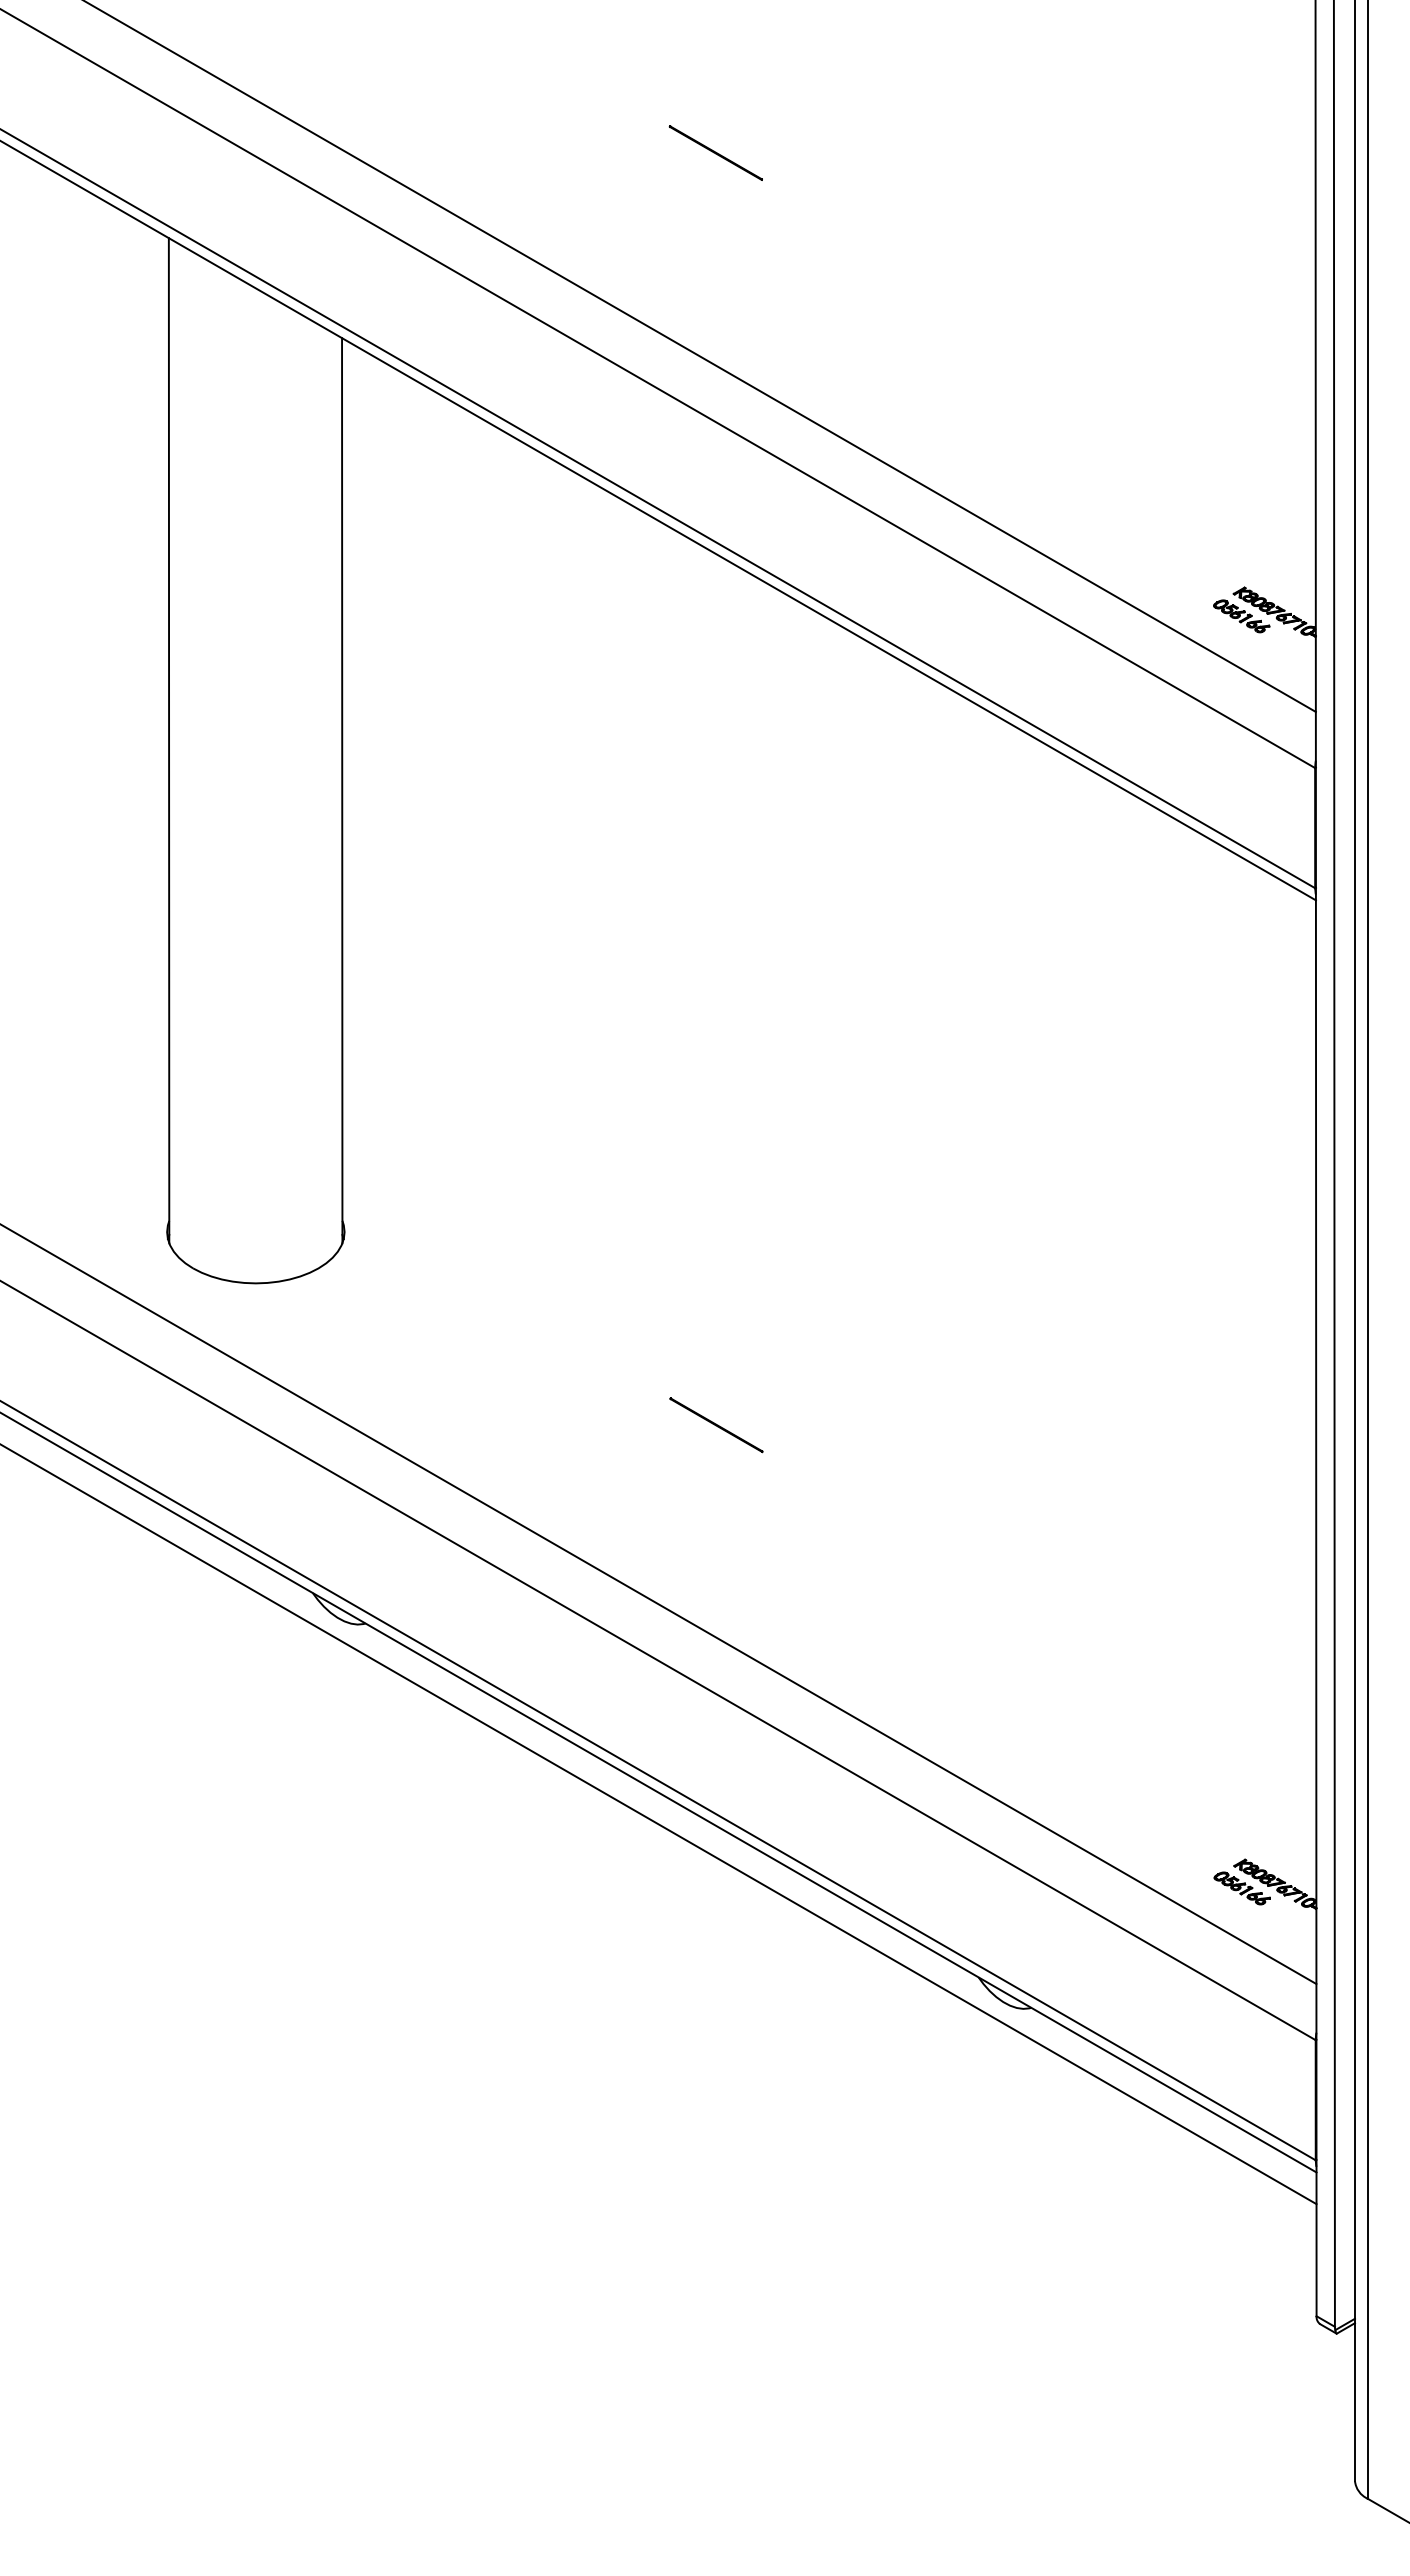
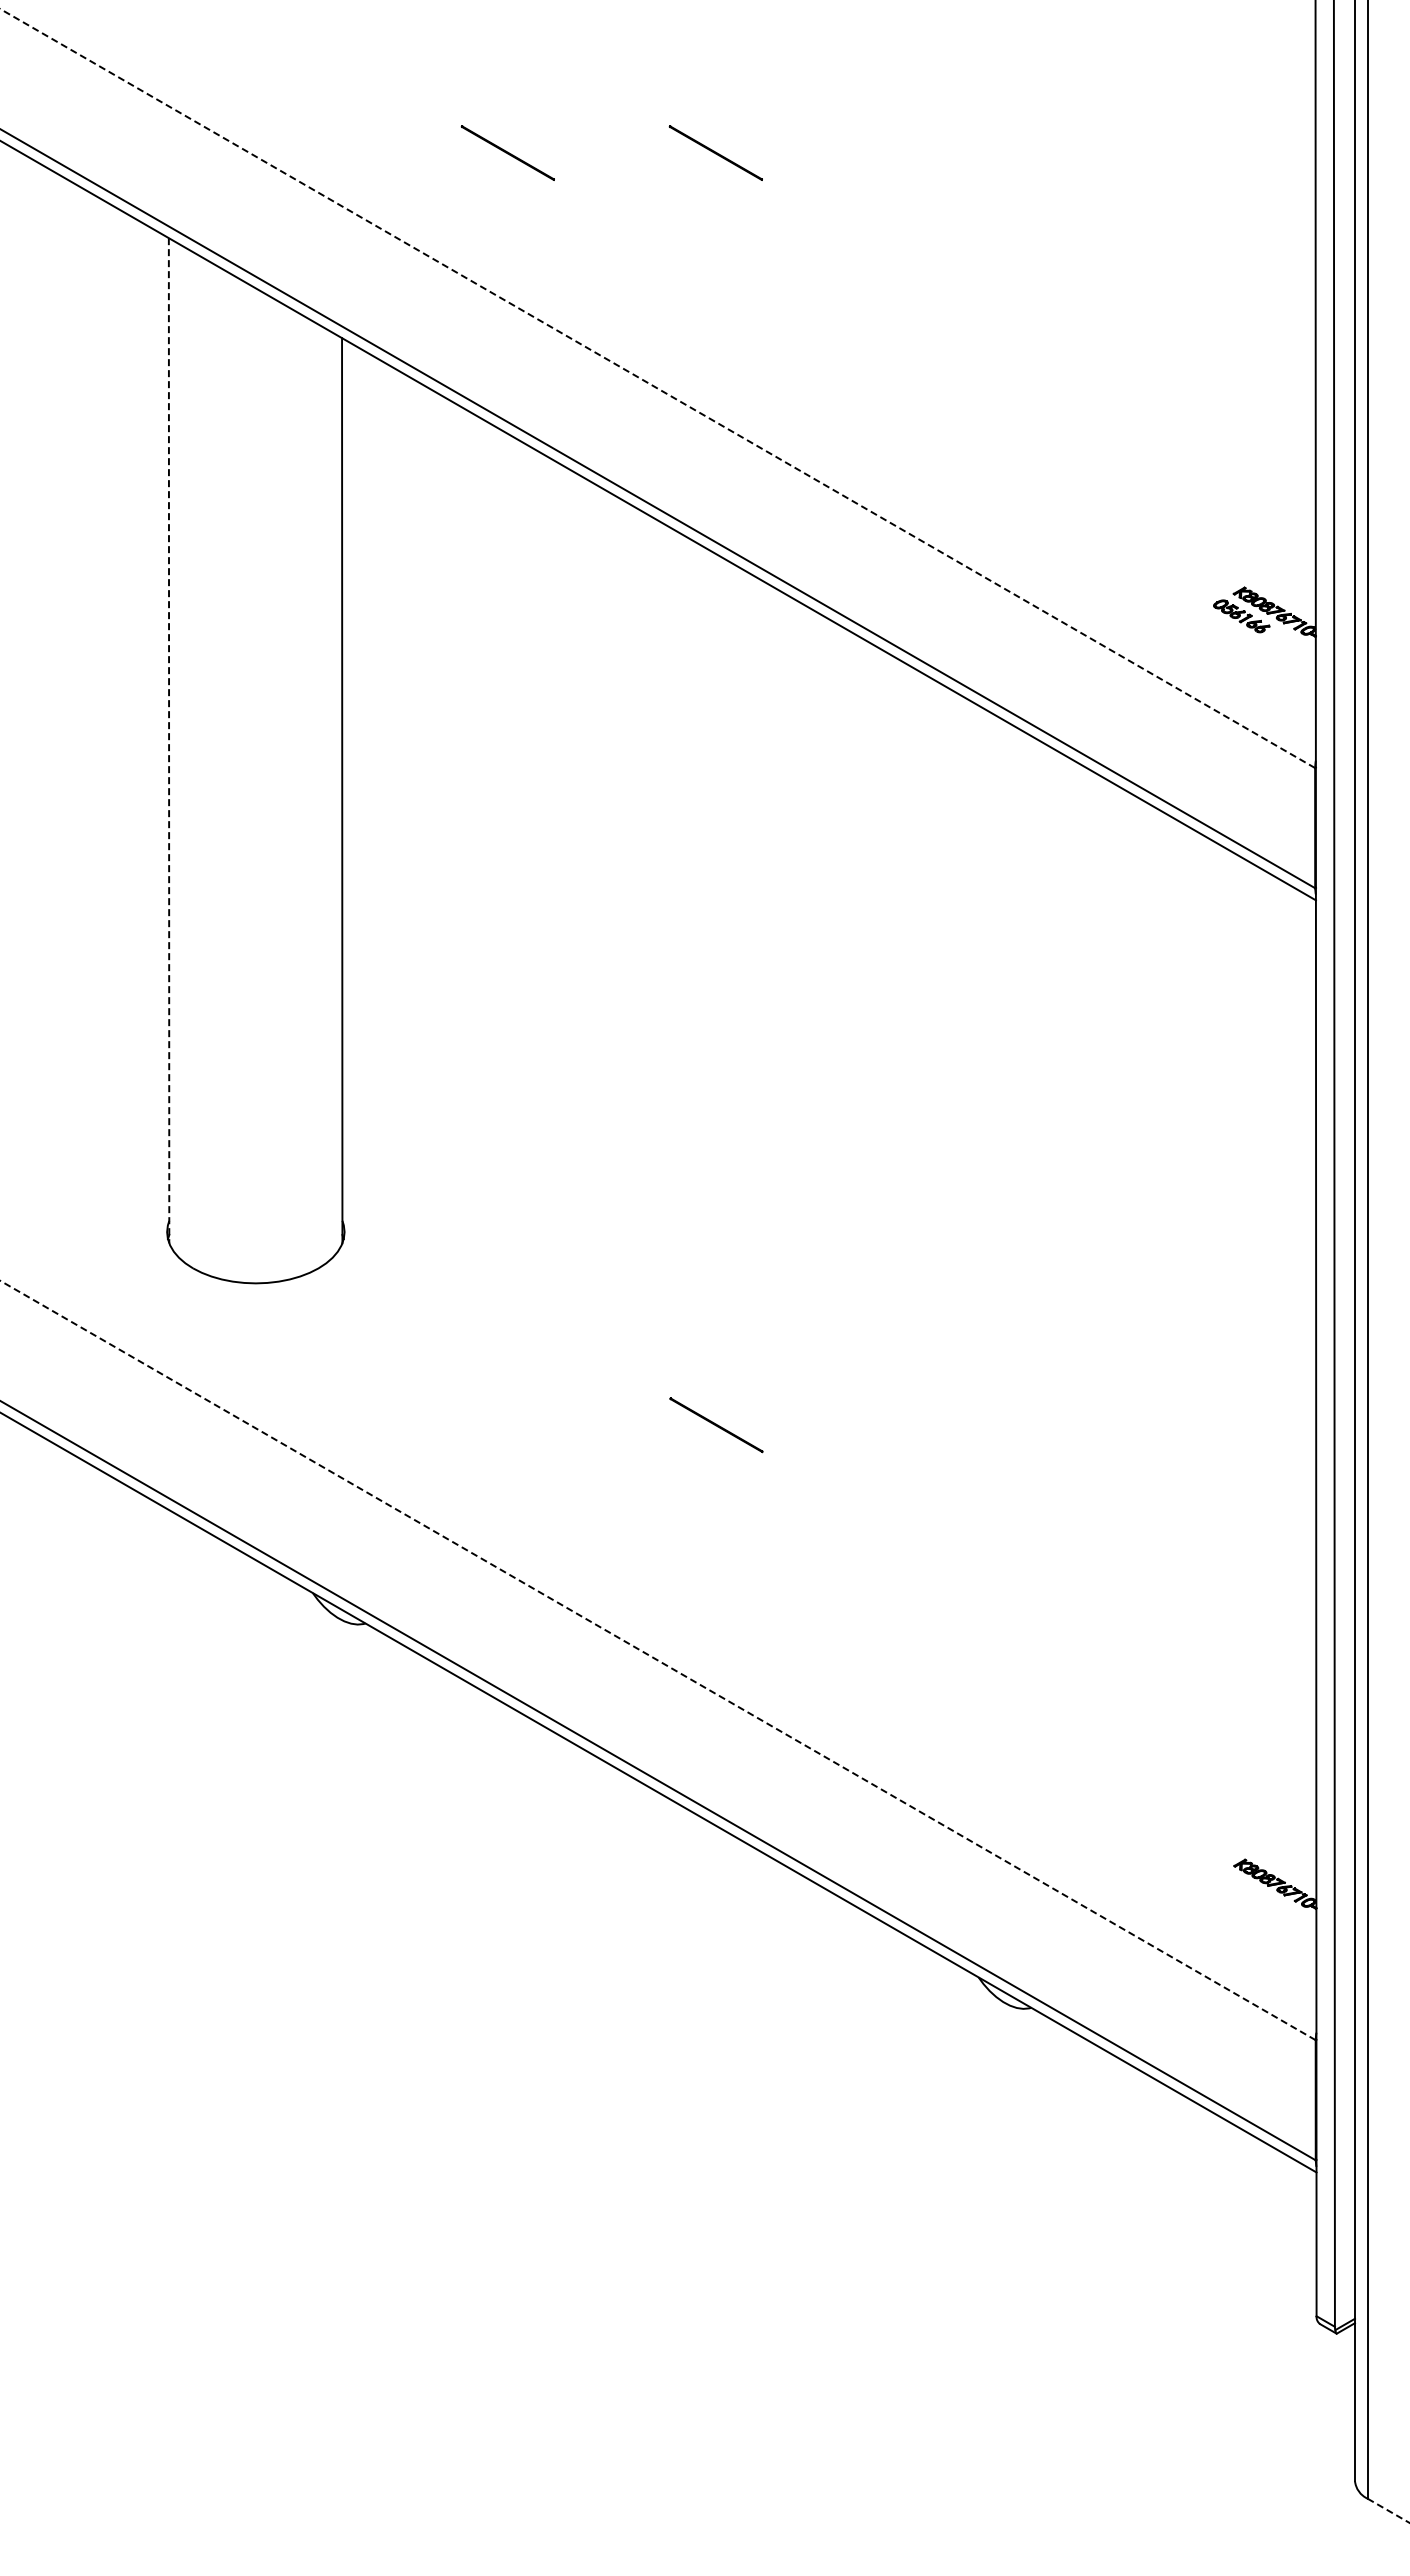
line: none -> present (507, 152)
line: present -> none (700, 356)
line: solid -> dashed (657, 388)
line: solid -> dashed (169, 740)
line: present -> none (659, 1604)
line: solid -> dashed (657, 1660)
line: present -> none (659, 1824)
part: present -> none (1241, 1888)
line: solid -> dashed (1389, 2511)
